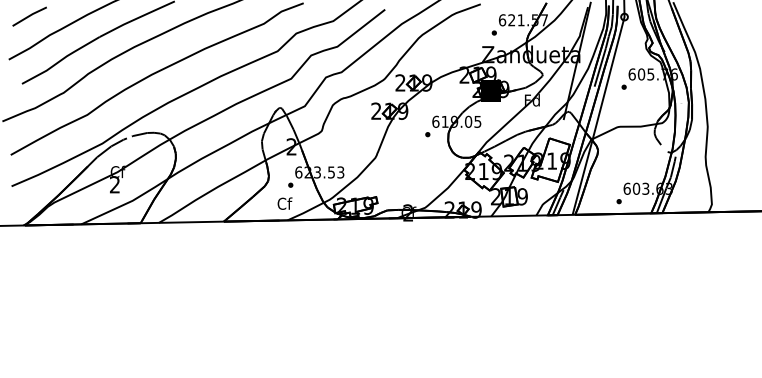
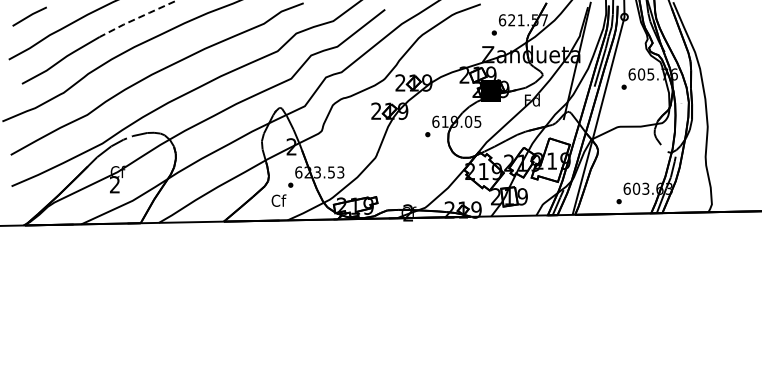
line: solid -> dashed (136, 18)
text position: (284, 203) -> (278, 200) (278, 200)
